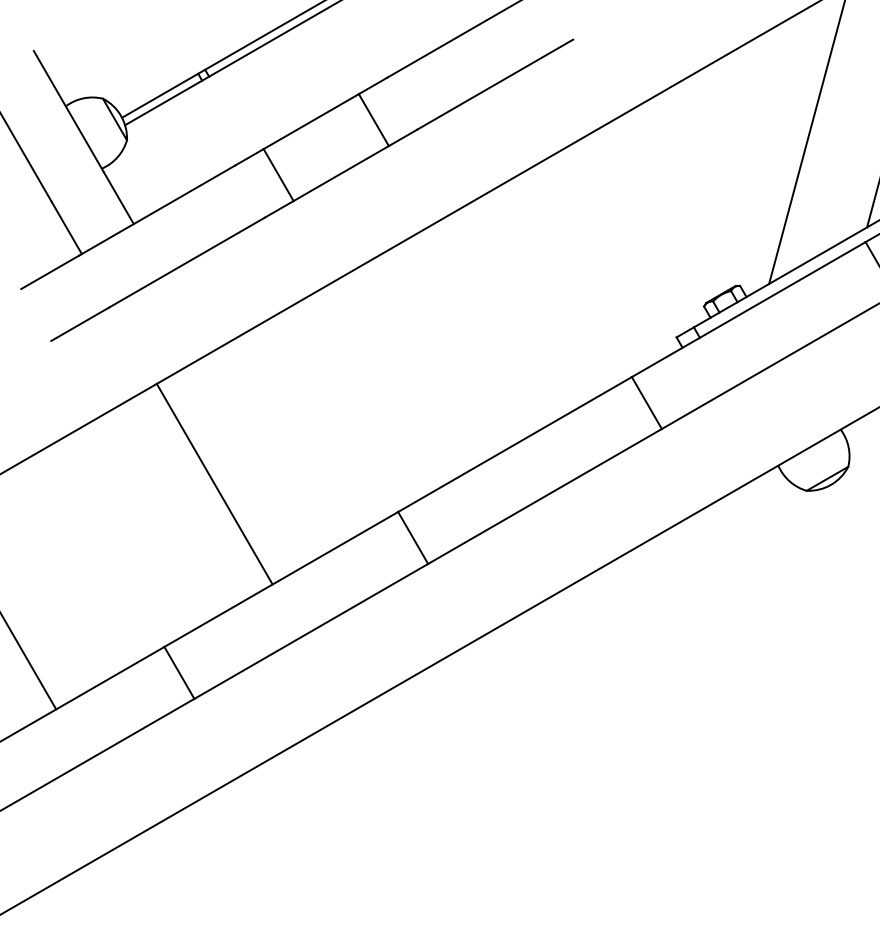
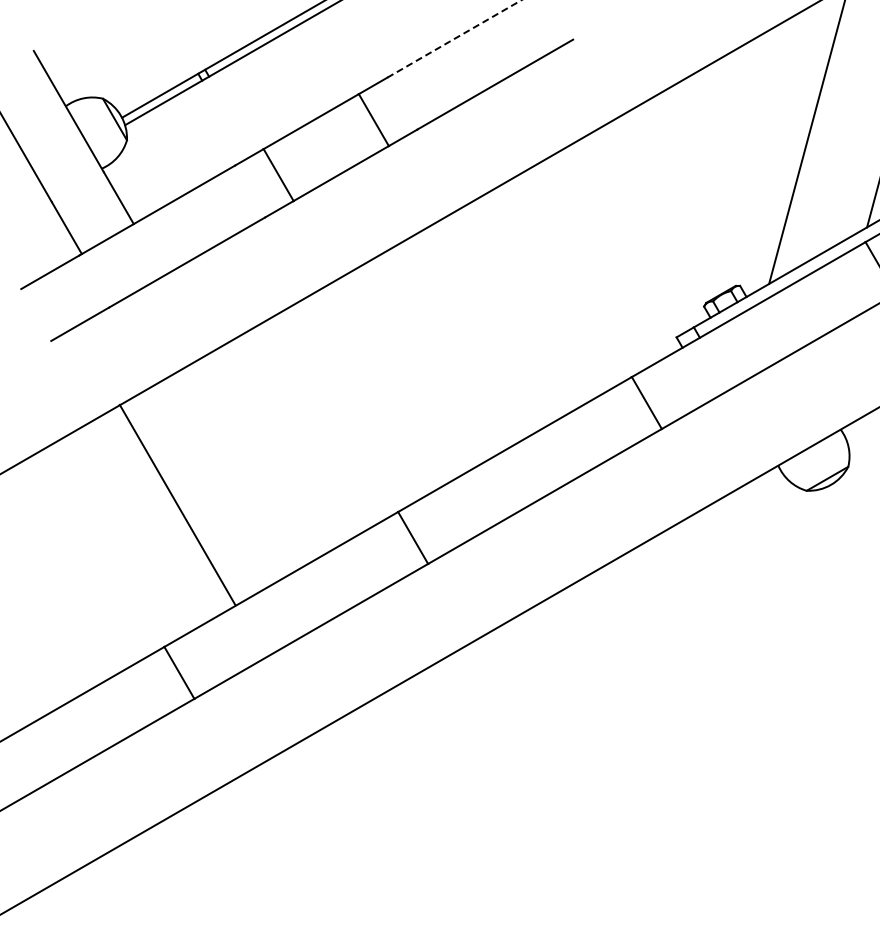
line: solid -> dashed (454, 38)
line position: (214, 483) -> (177, 504) (177, 504)
line: present -> none (29, 662)
